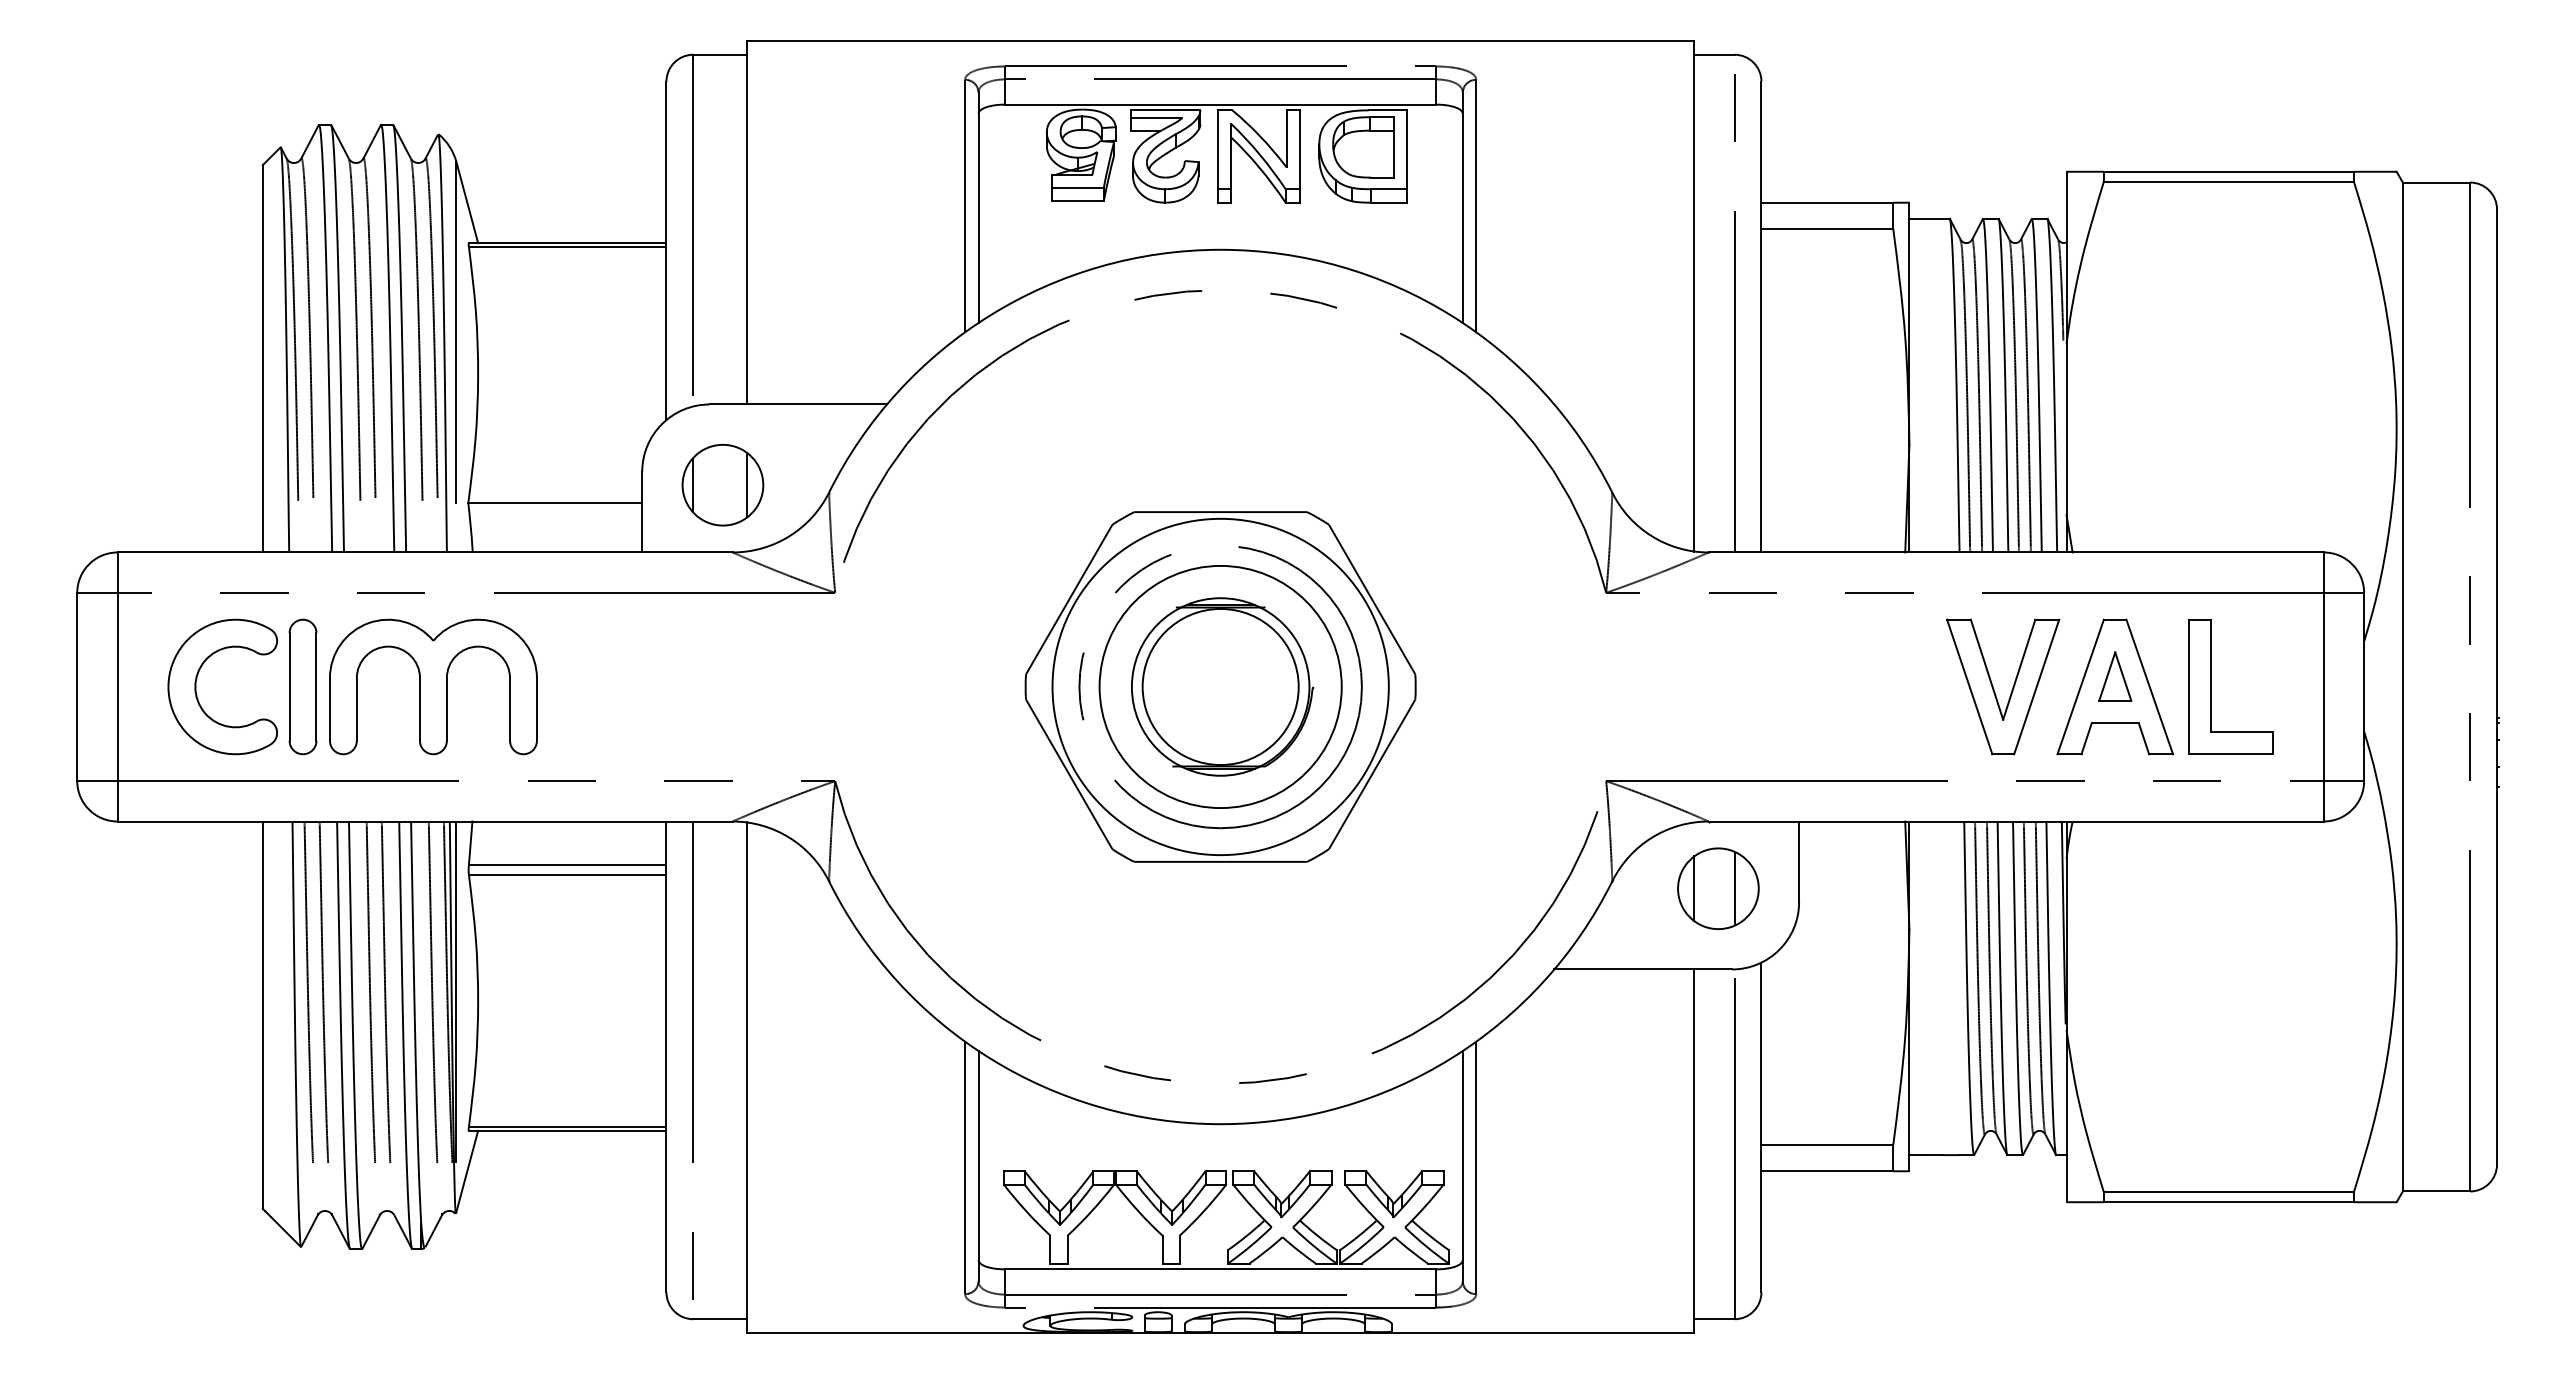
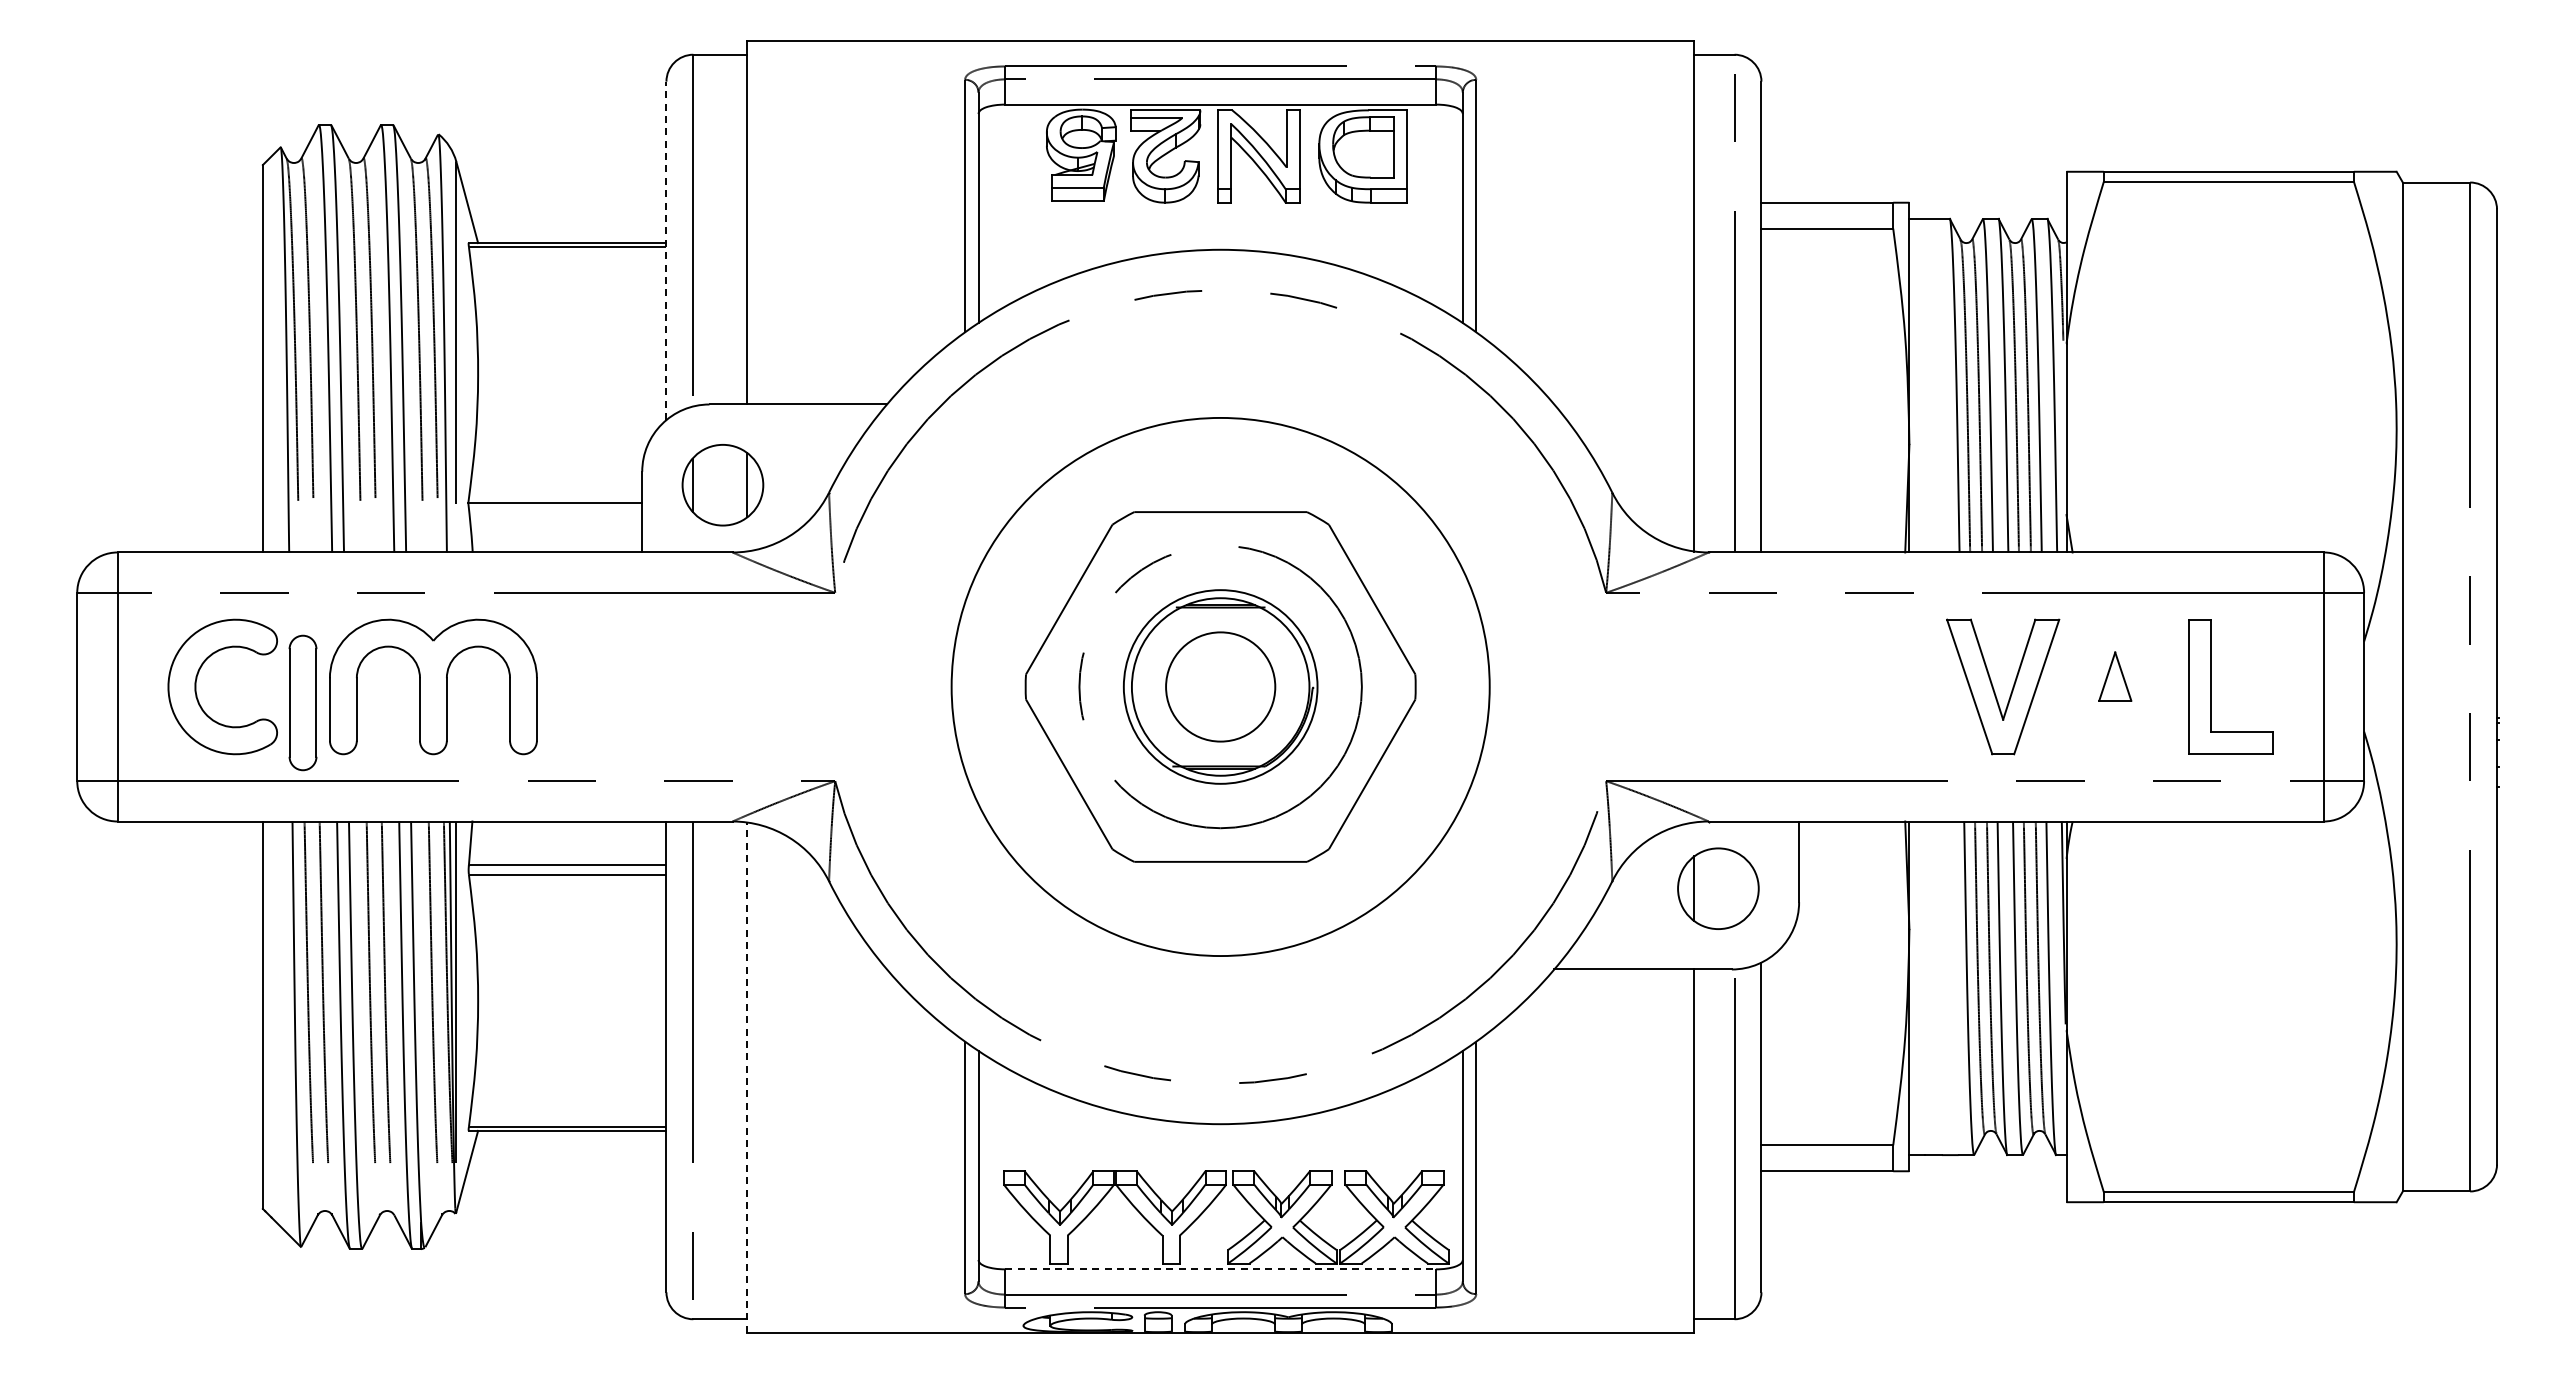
line: solid -> dashed (666, 250)
part position: (302, 686) -> (302, 702) (302, 702)
circle diameter: 156 px -> 109 px (1220, 686)
circle diameter: 242 px -> 194 px (1220, 686)
circle diameter: 336 px -> 538 px (1220, 686)
part: present -> none (2114, 686)
line: present -> none (1734, 888)
line: solid -> dashed (747, 1077)
line: solid -> dashed (1221, 1269)
